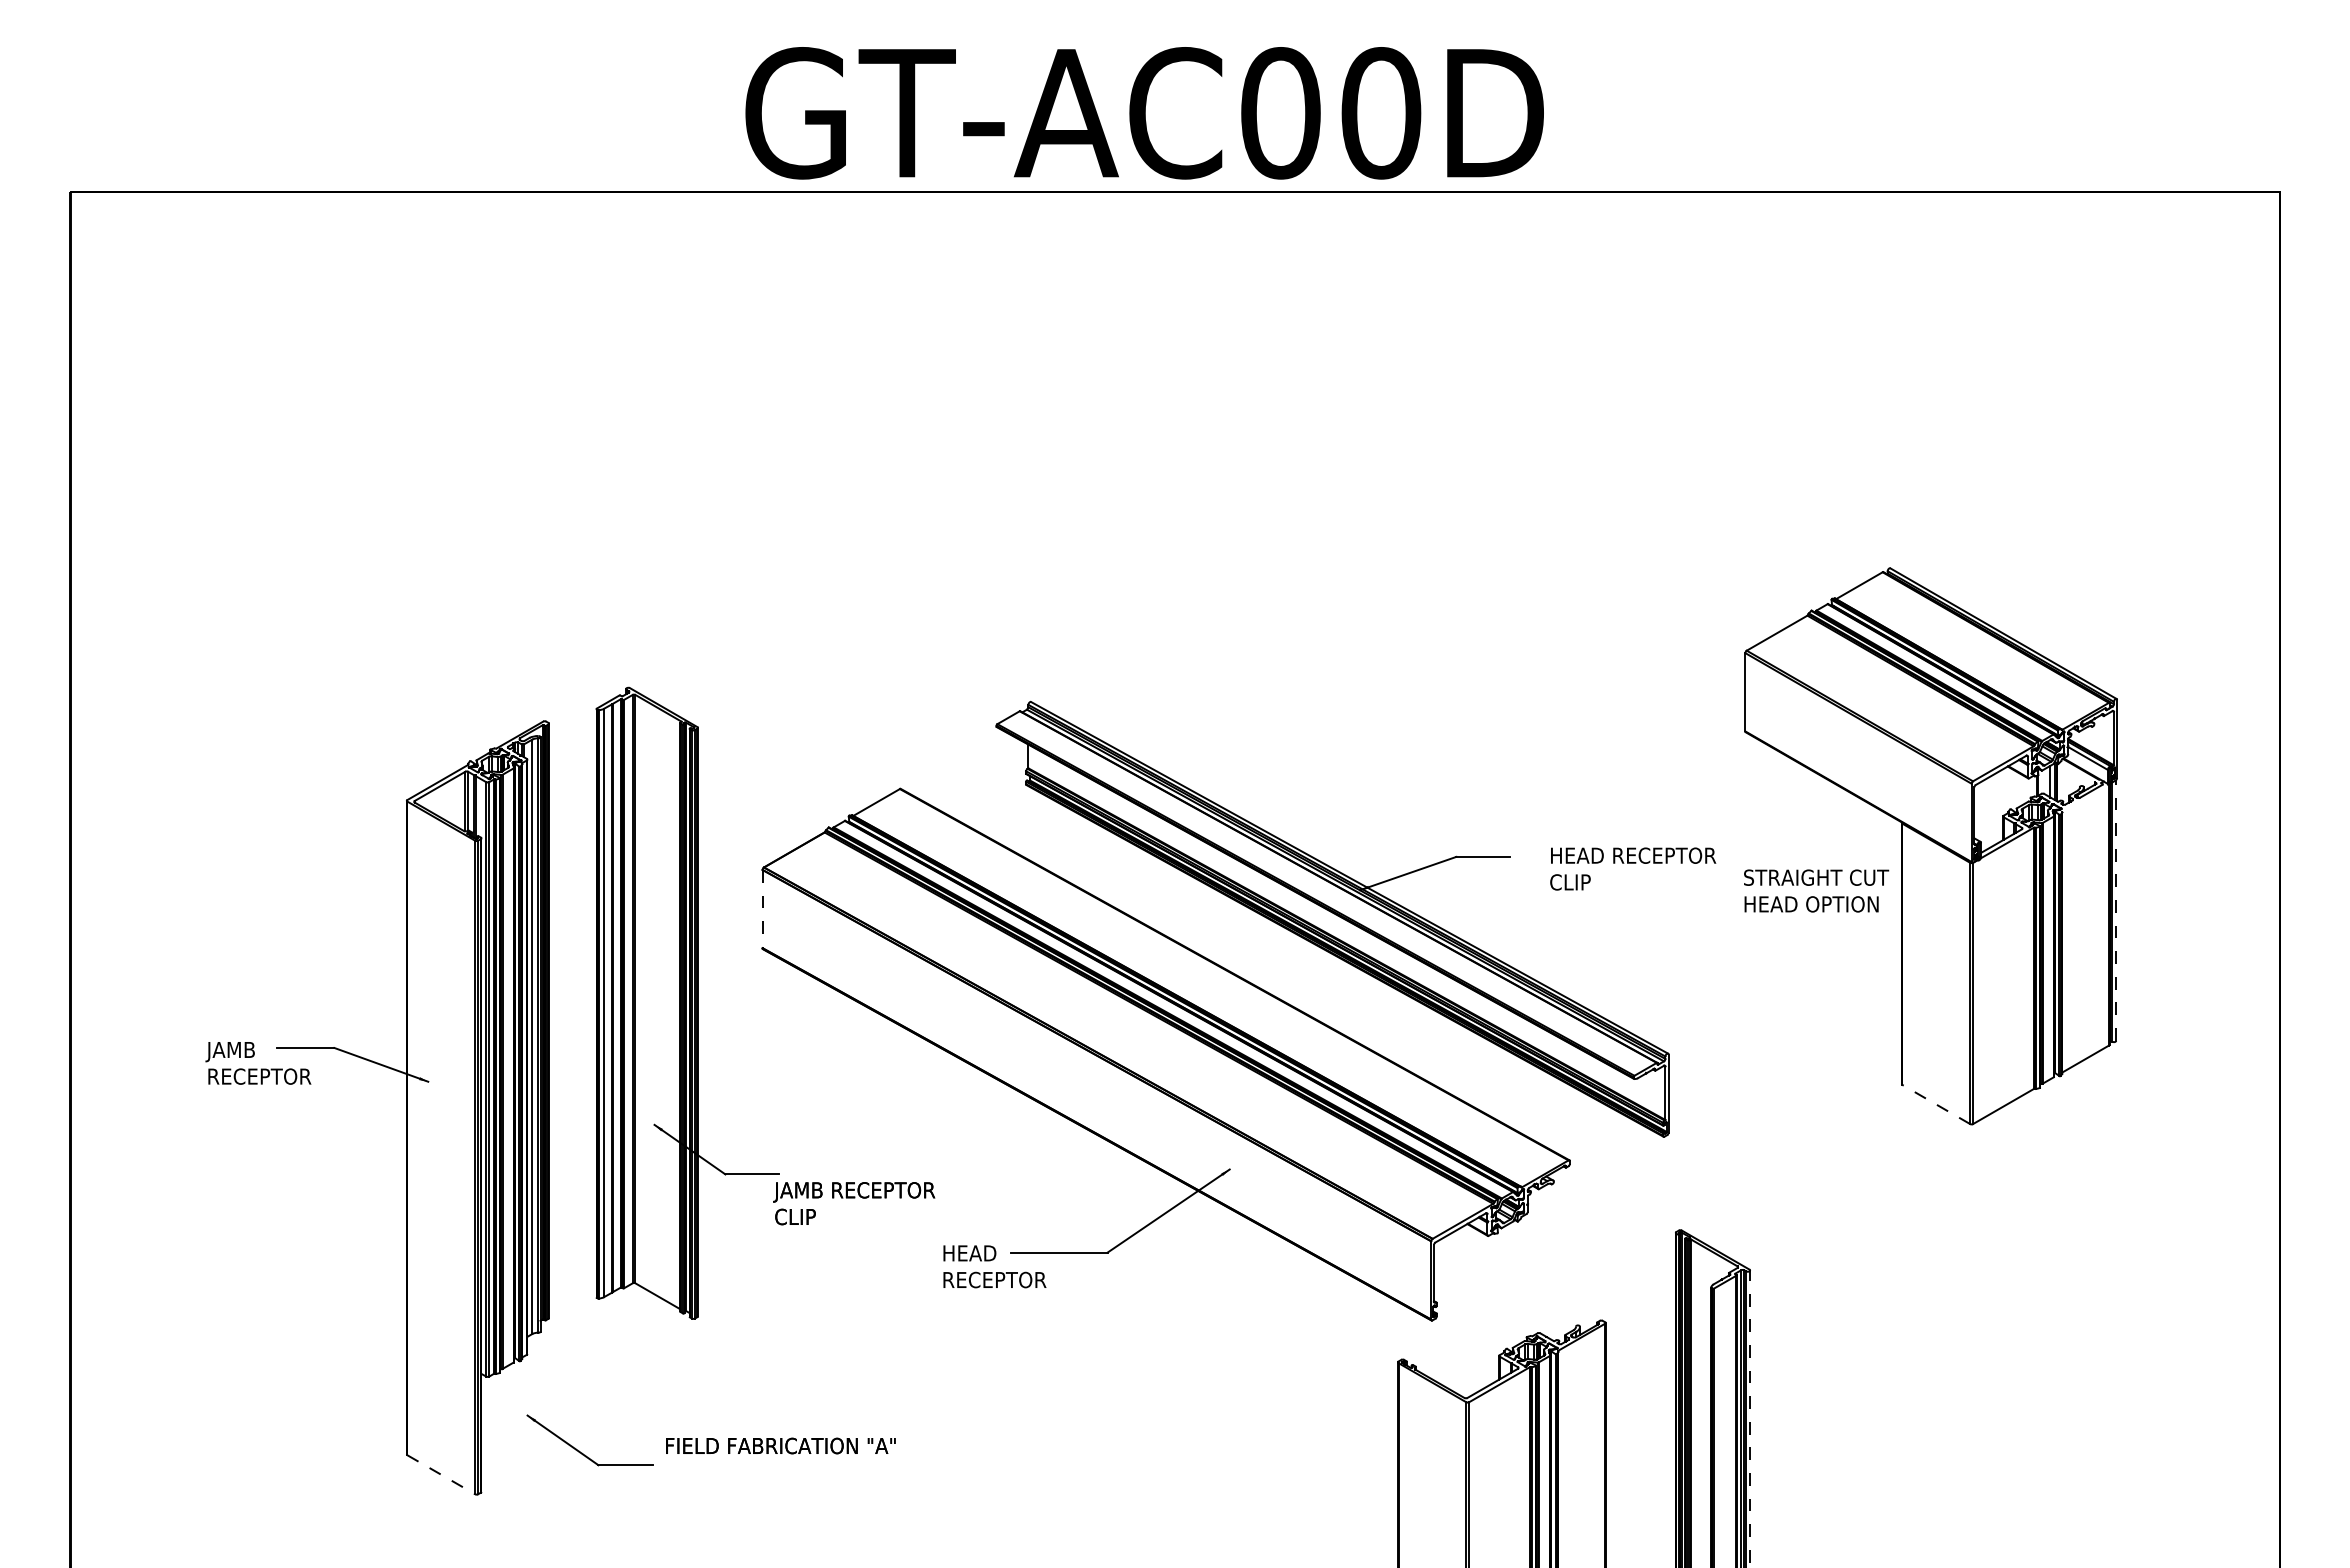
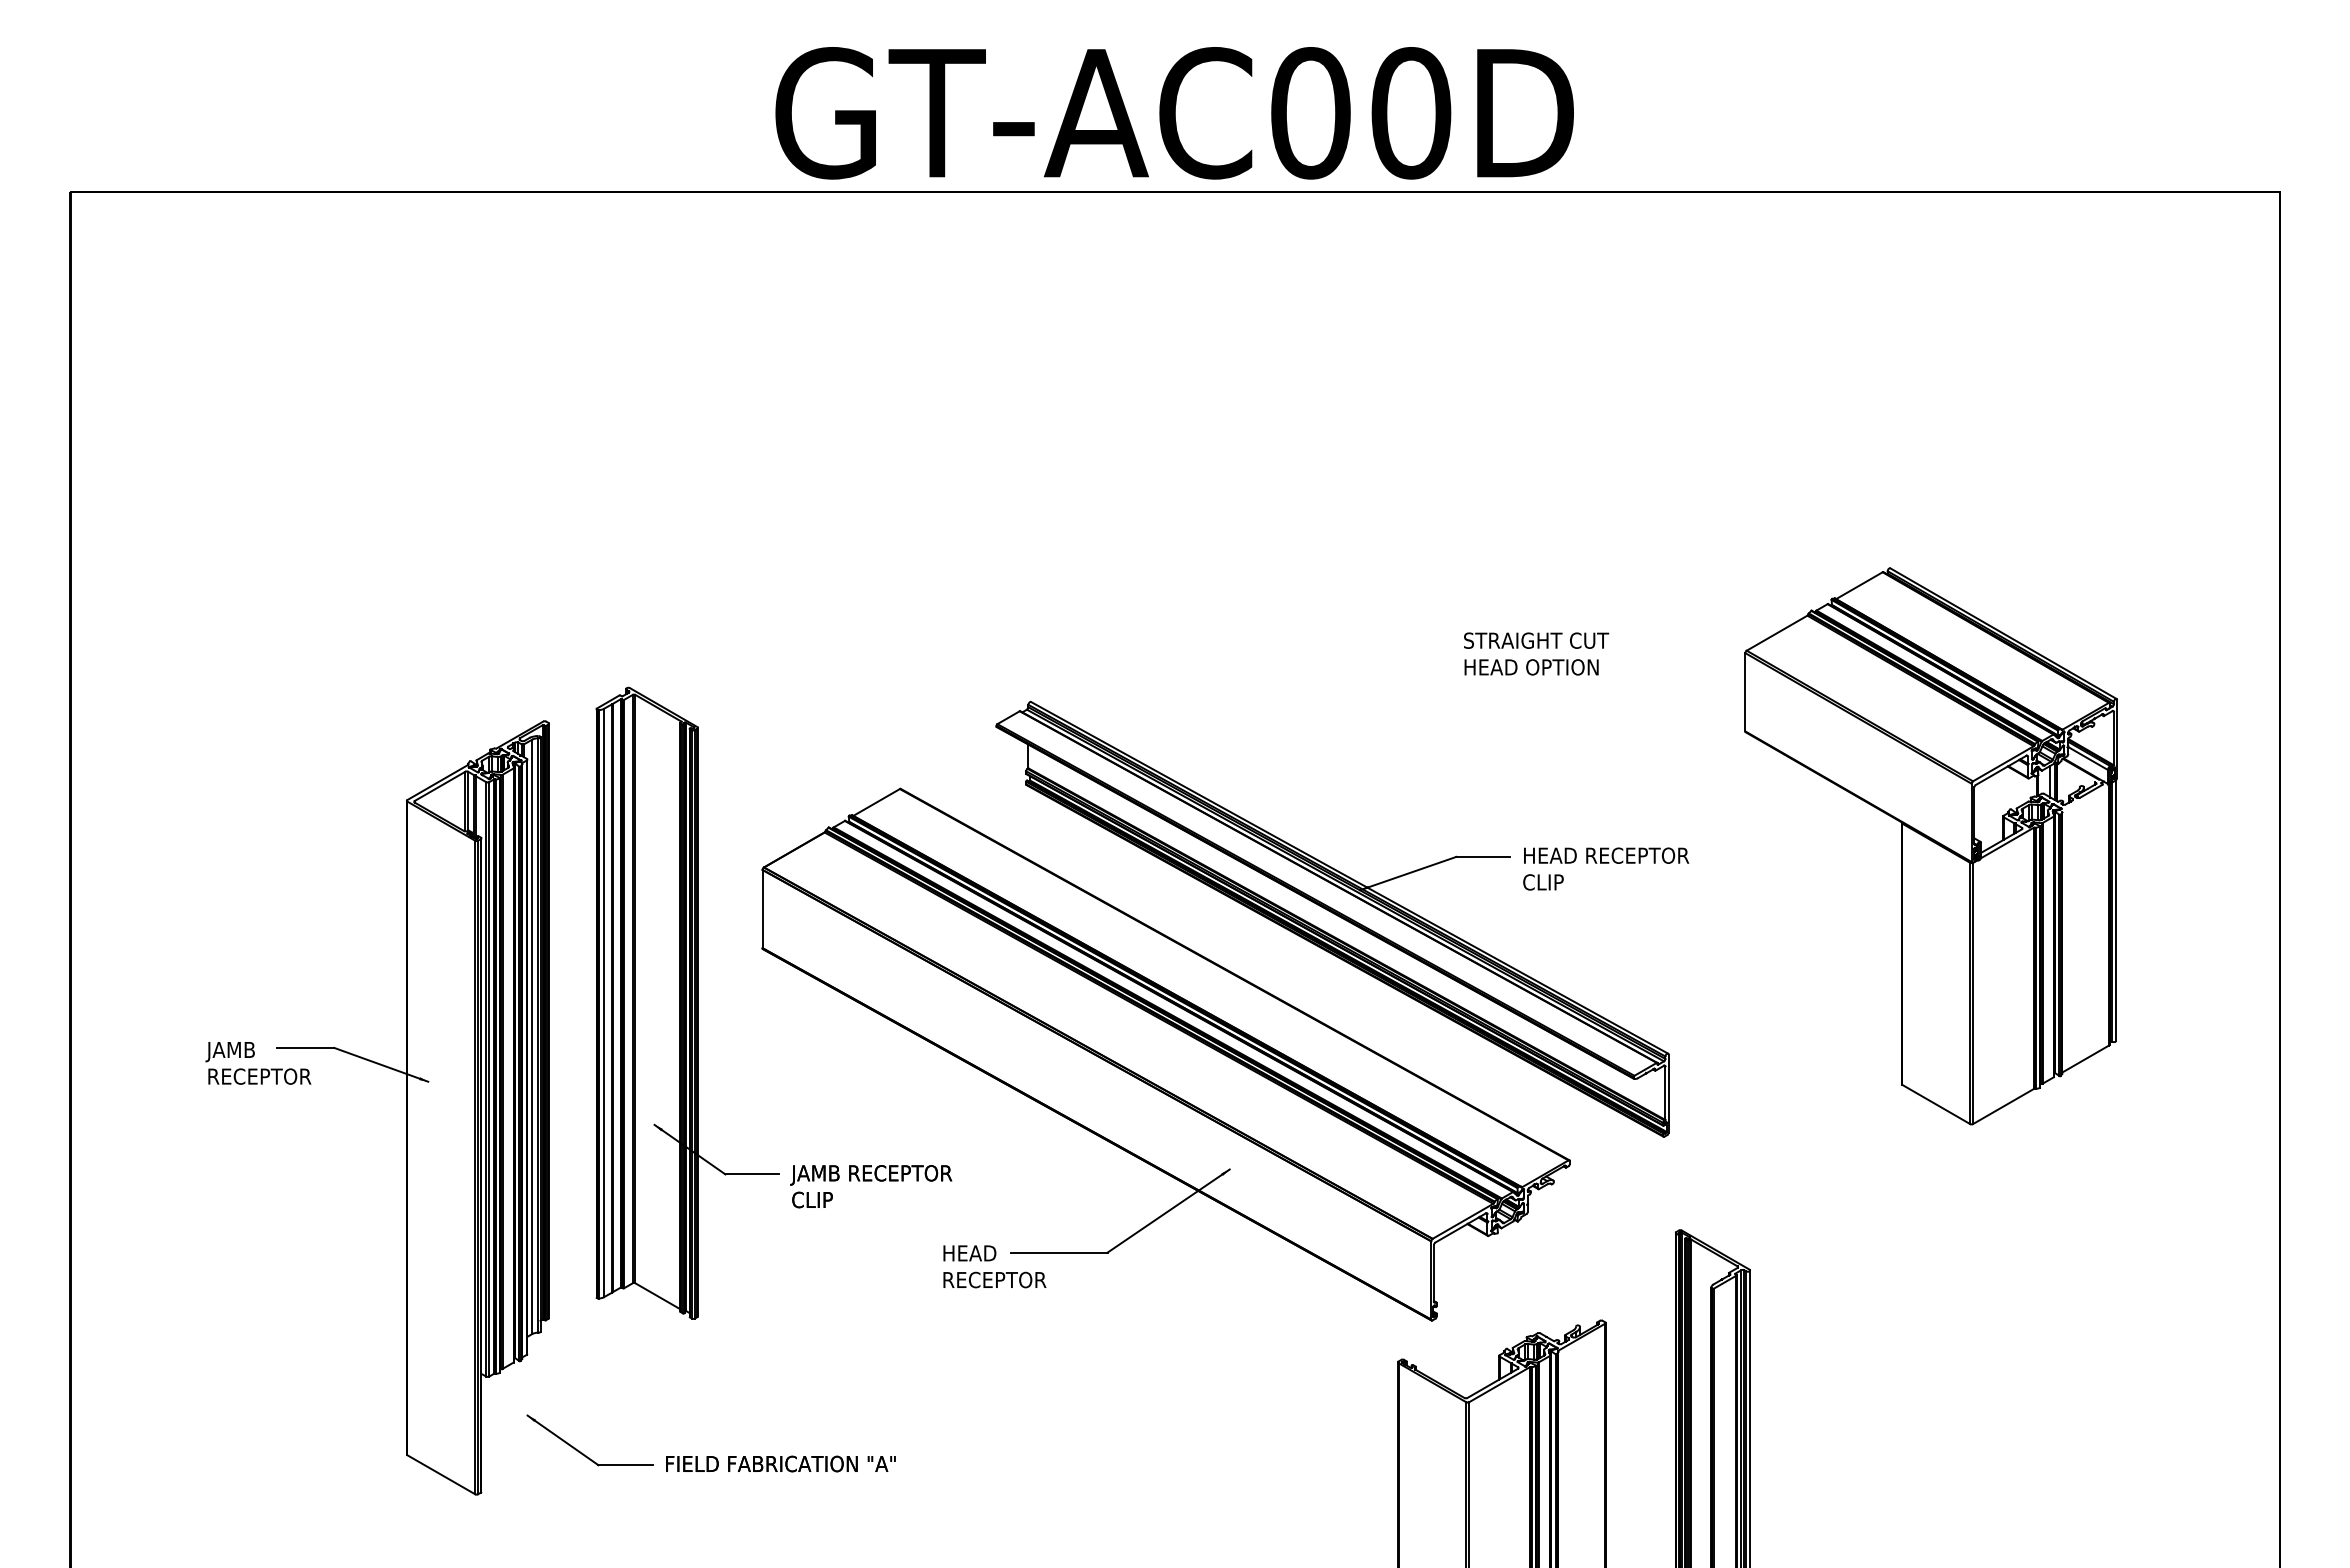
text position: (1144, 113) -> (1174, 113) (1174, 113)
text position: (1633, 868) -> (1606, 868) (1606, 868)
text position: (1816, 890) -> (1536, 653) (1536, 653)
line: dashed -> solid (762, 909)
line: dashed -> solid (2116, 910)
line: dashed -> solid (1935, 1104)
text position: (854, 1203) -> (871, 1186) (871, 1186)
line: dashed -> solid (1750, 1418)
text position: (780, 1445) -> (780, 1463) (780, 1463)
line: dashed -> solid (441, 1475)
